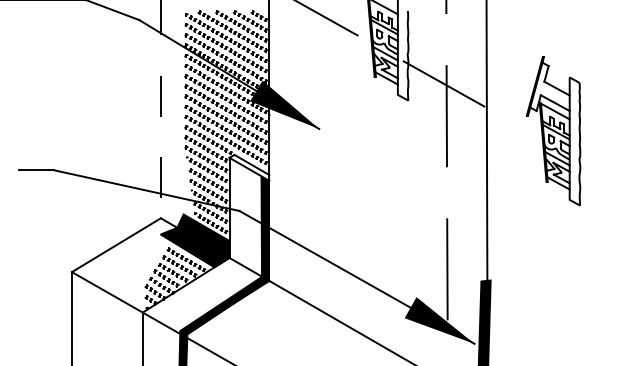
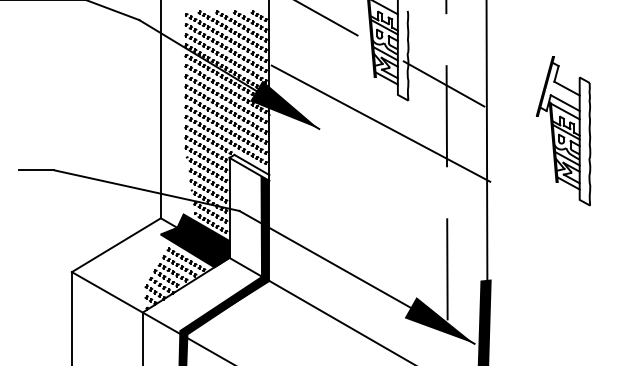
line: dashed -> solid (160, 109)
line: none -> present (380, 123)
part position: (553, 131) -> (563, 131) (563, 131)
